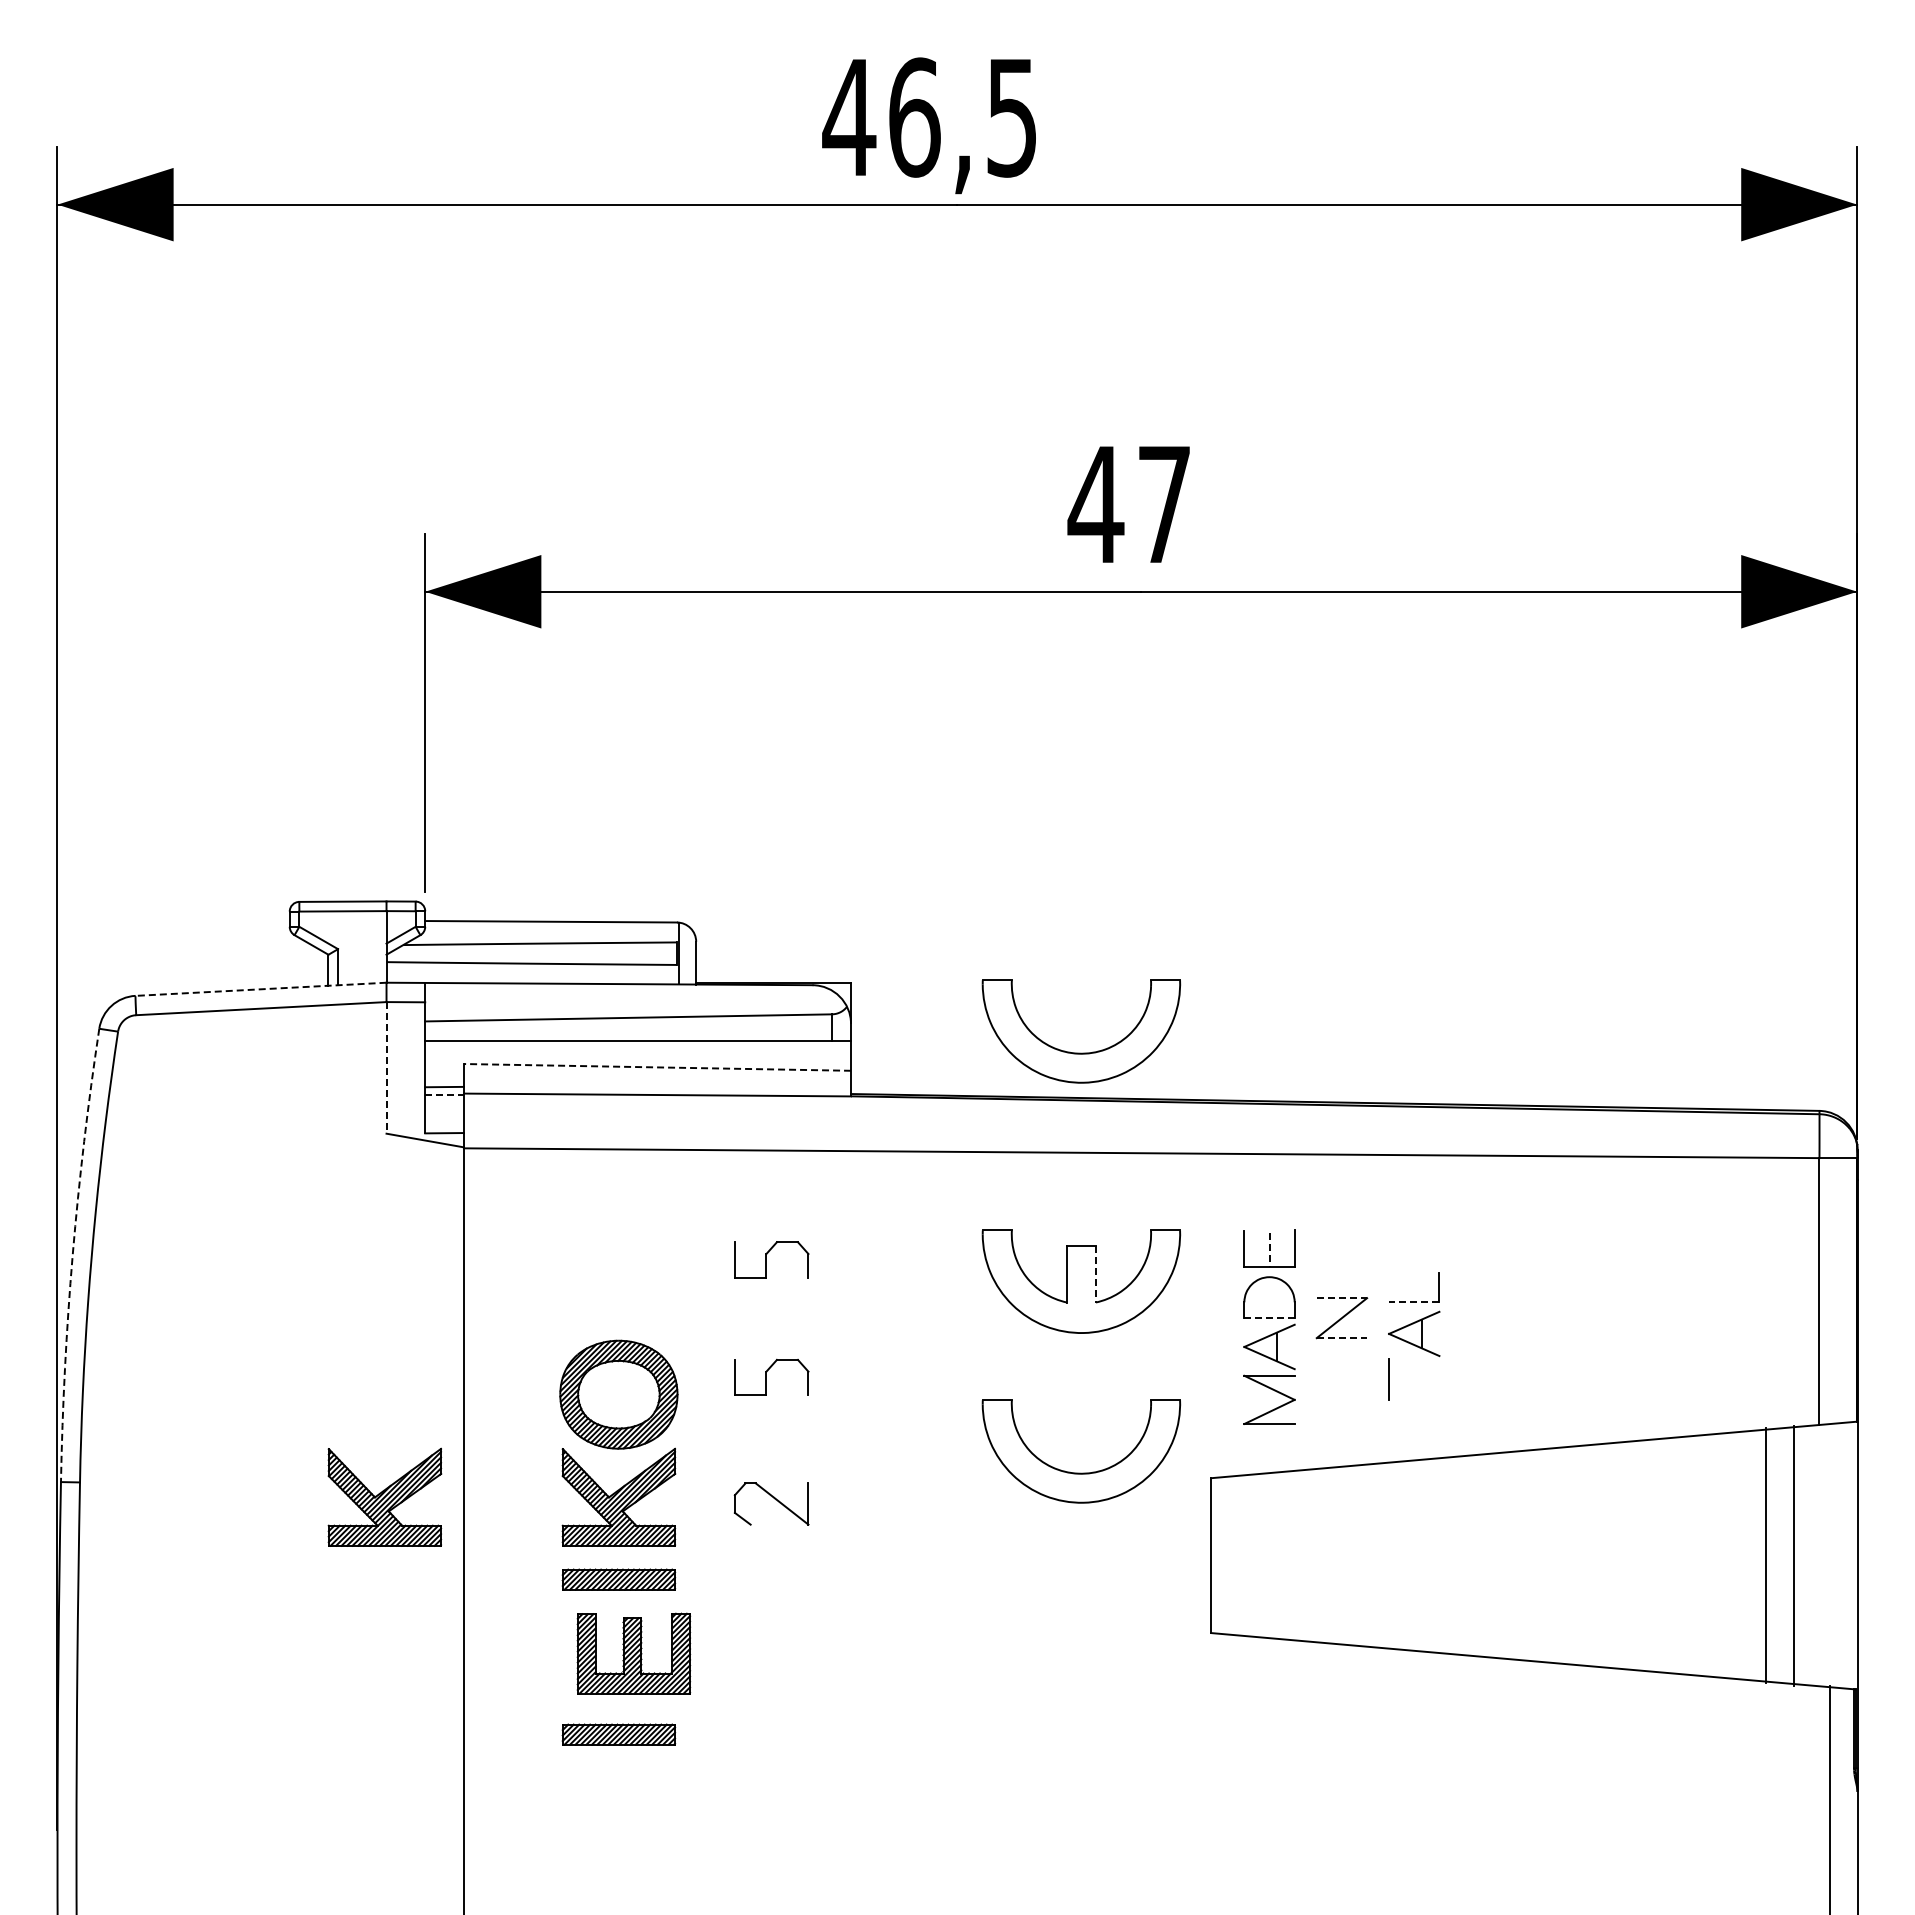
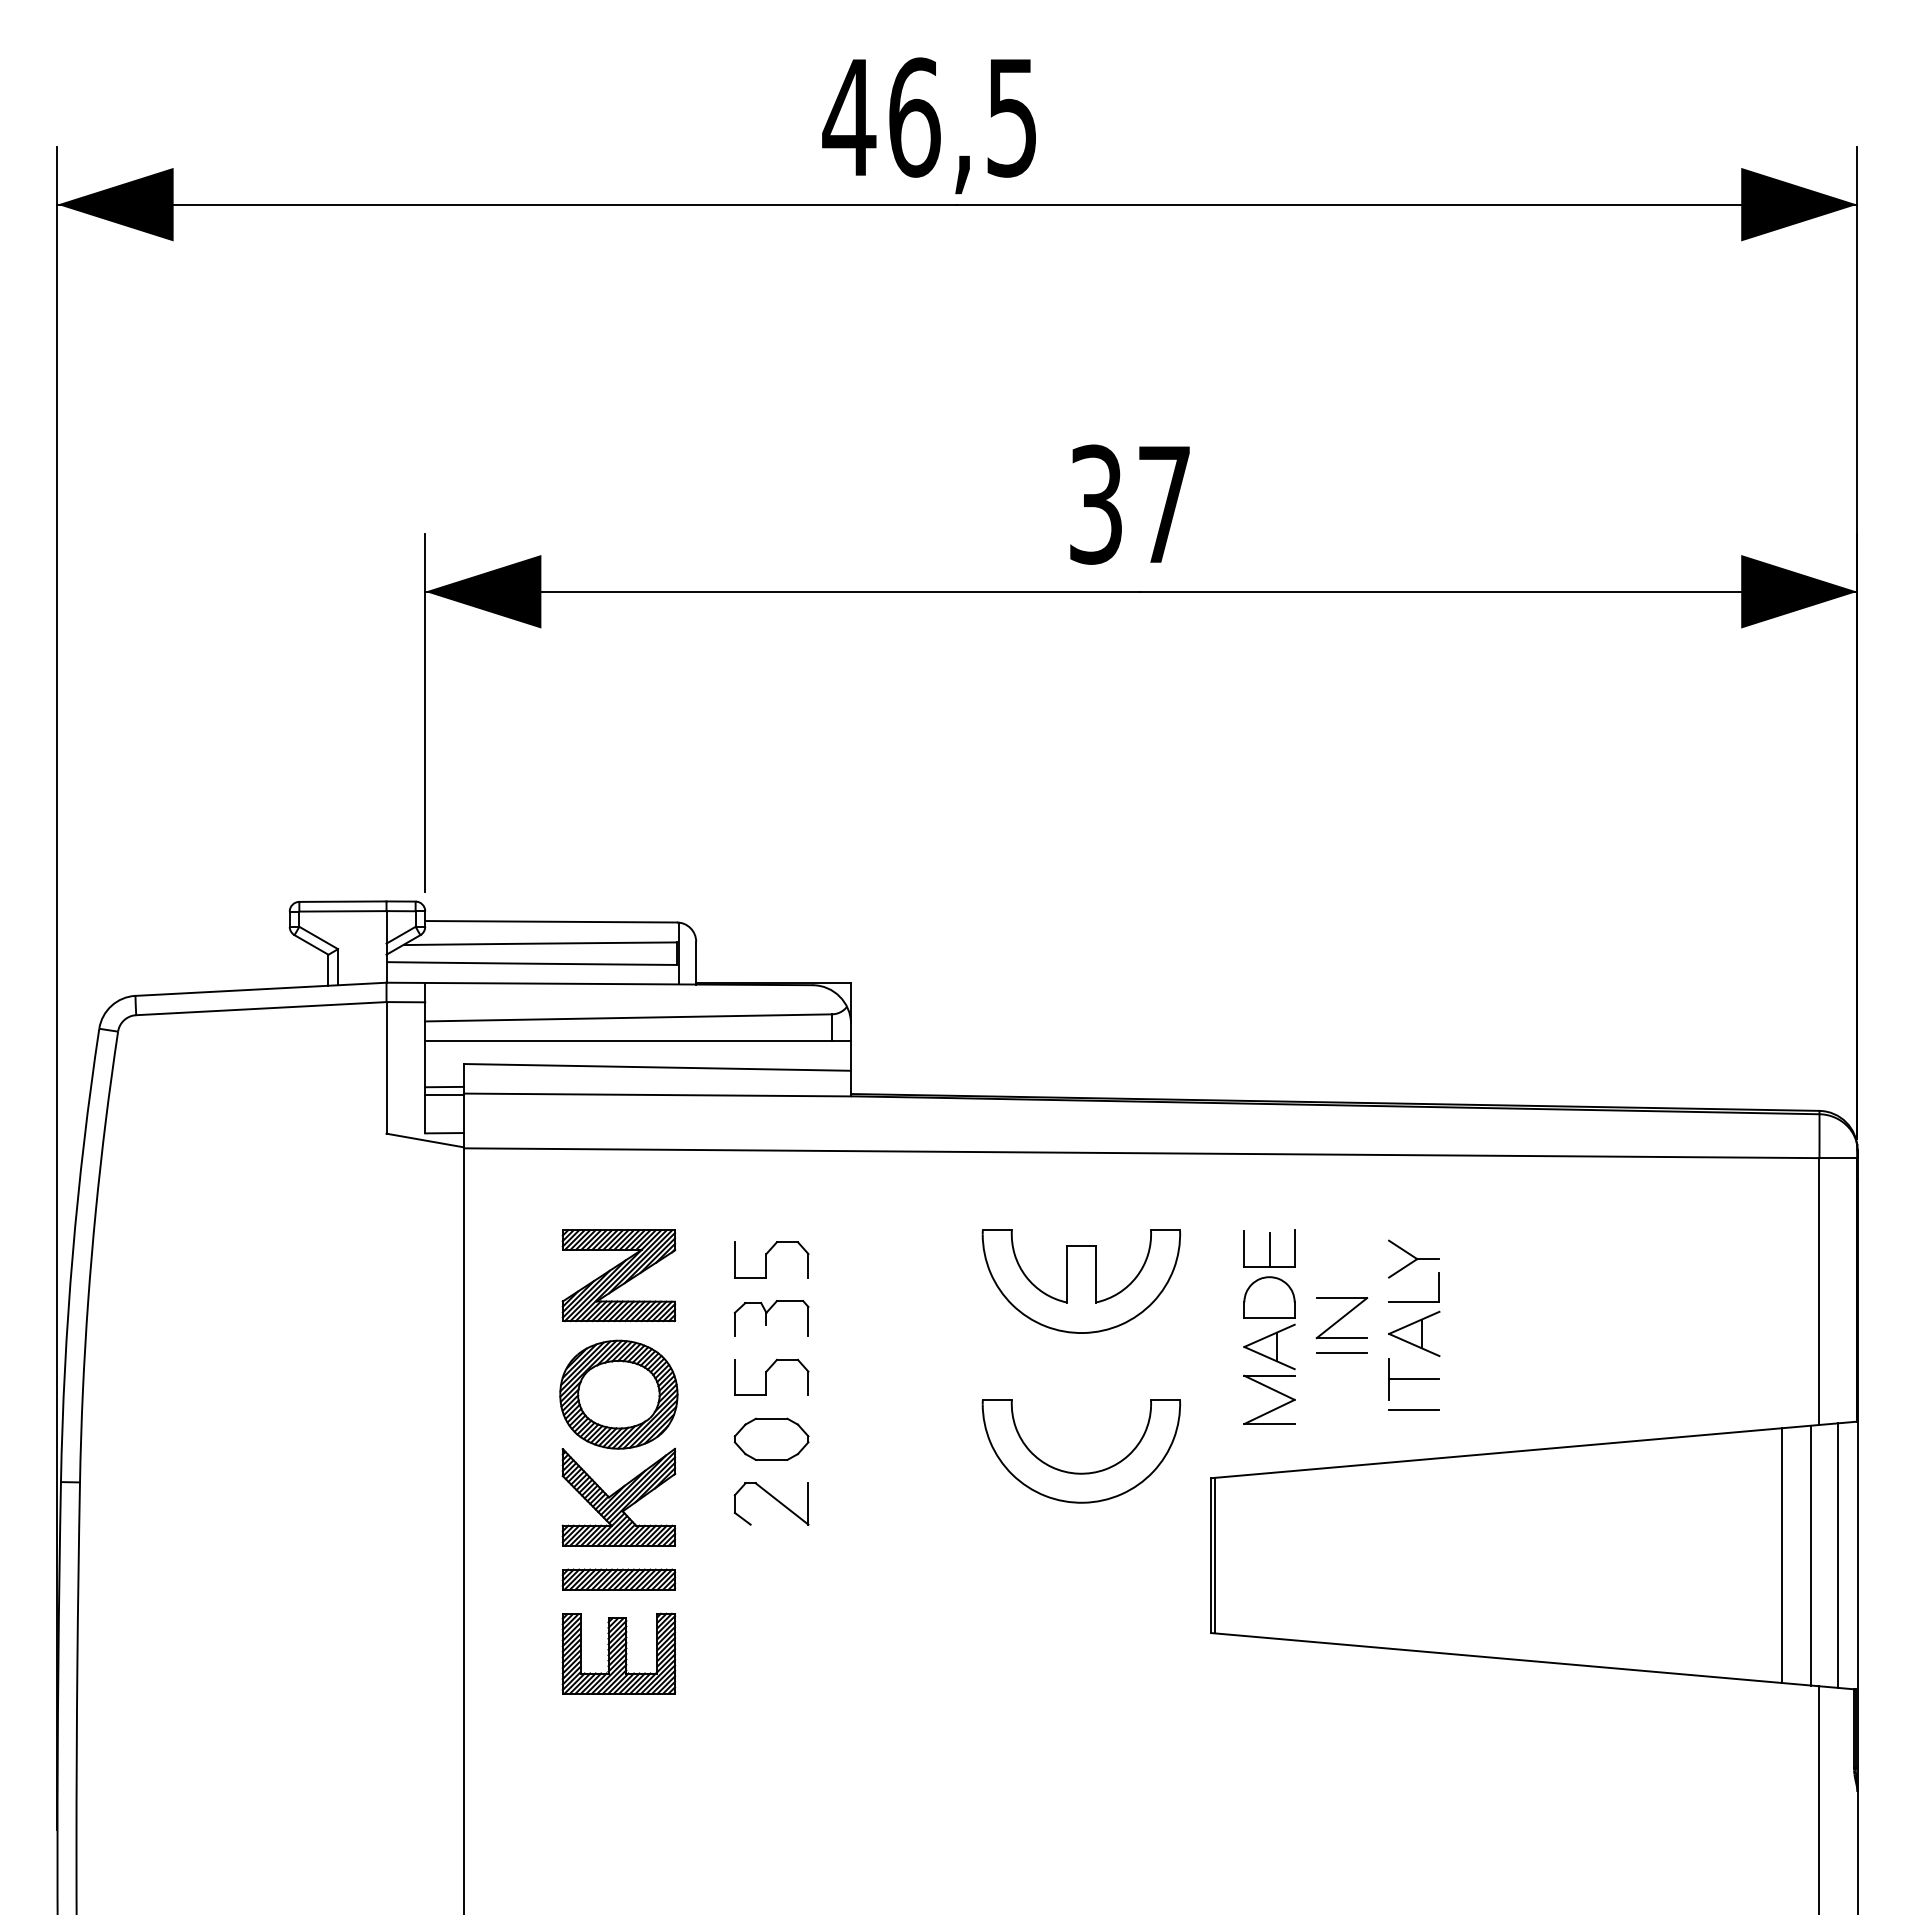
text: 47 -> 37 (1095, 504)
line: dashed -> solid (261, 989)
part: present -> none (1081, 1052)
line: dashed -> solid (386, 1067)
line: dashed -> solid (657, 1067)
line: dashed -> solid (445, 1094)
line: dashed -> solid (1269, 1250)
arc: dashed -> solid (72, 1254)
part: none -> present (1413, 1258)
line: dashed -> solid (1095, 1274)
part: none -> present (618, 1275)
line: dashed -> solid (1342, 1298)
line: dashed -> solid (1413, 1302)
part: none -> present (771, 1318)
line: dashed -> solid (1269, 1318)
line: dashed -> solid (1342, 1338)
line: none -> present (1341, 1353)
line: none -> present (1414, 1379)
line: none -> present (1414, 1410)
part: none -> present (771, 1438)
part: present -> none (384, 1496)
line: none -> present (1214, 1555)
line position: (1766, 1555) -> (1782, 1555) (1782, 1555)
line position: (1794, 1555) -> (1811, 1555) (1811, 1555)
line: none -> present (1838, 1555)
part position: (633, 1653) -> (618, 1653) (618, 1653)
part: present -> none (618, 1734)
line position: (1830, 1798) -> (1819, 1798) (1819, 1798)
